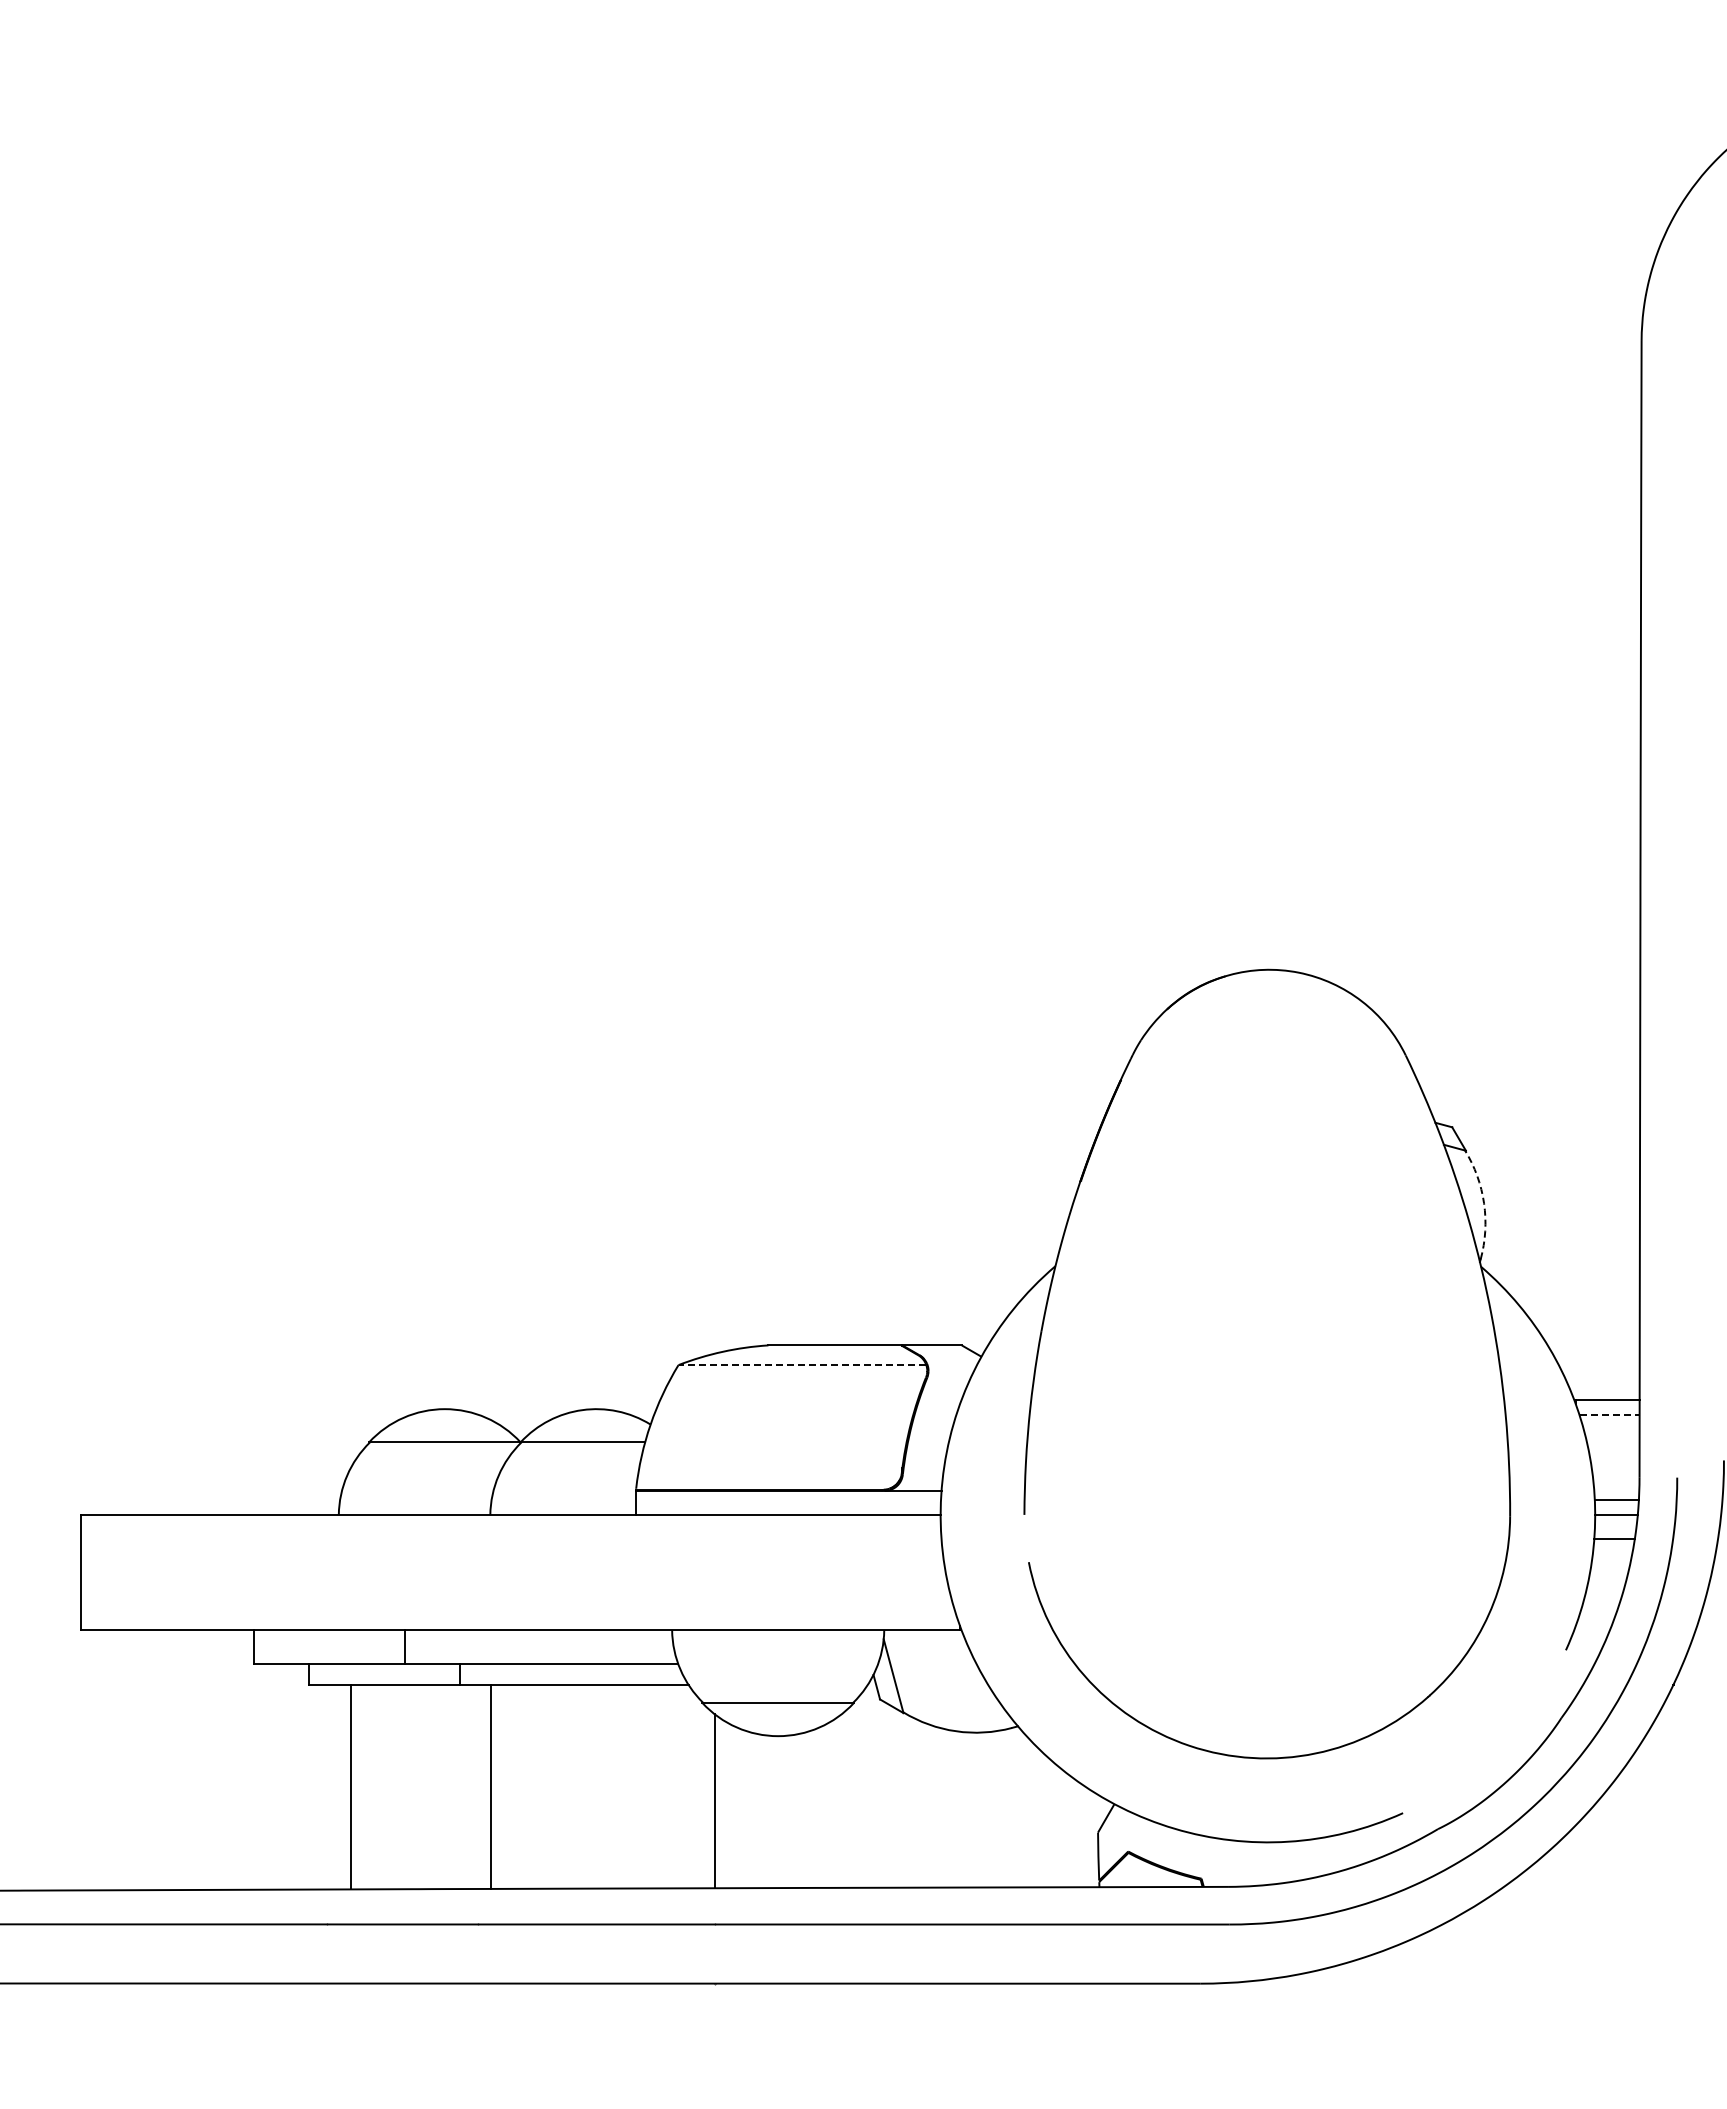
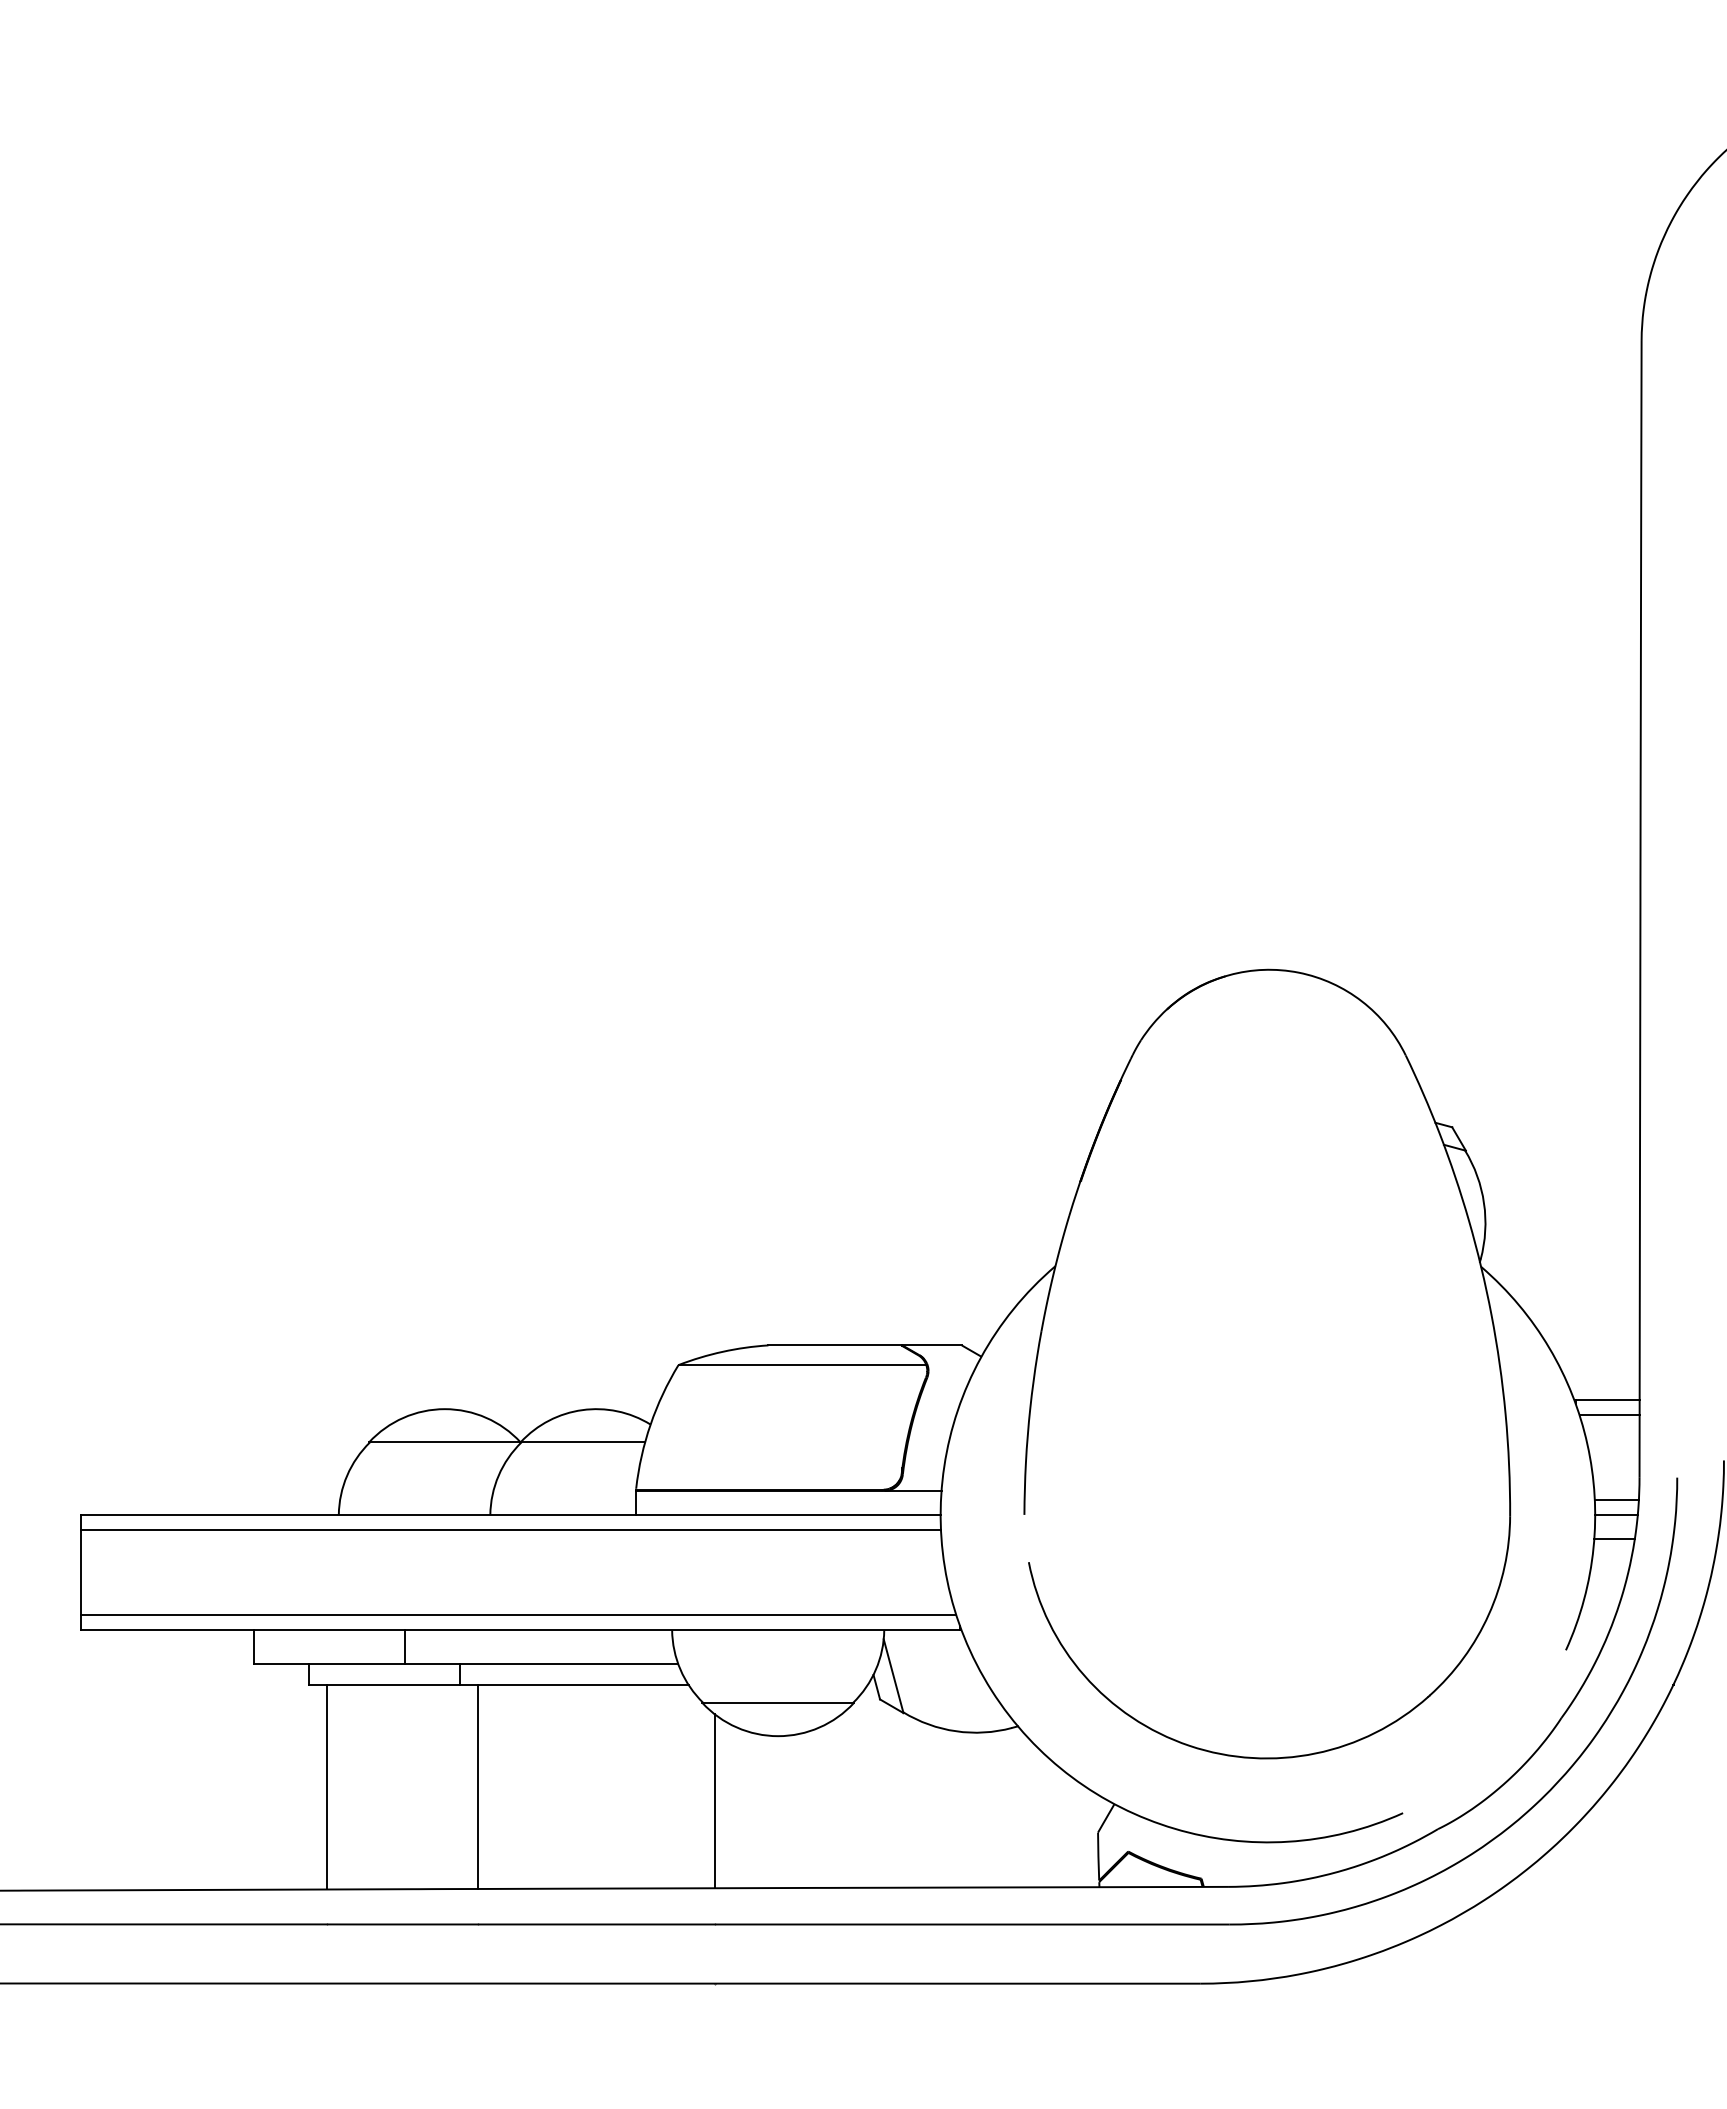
arc: dashed -> solid (1484, 1203)
line: dashed -> solid (802, 1365)
line: dashed -> solid (1610, 1415)
line: none -> present (511, 1530)
line: none -> present (518, 1615)
line position: (350, 1786) -> (326, 1786) (326, 1786)
line position: (491, 1786) -> (478, 1786) (478, 1786)
